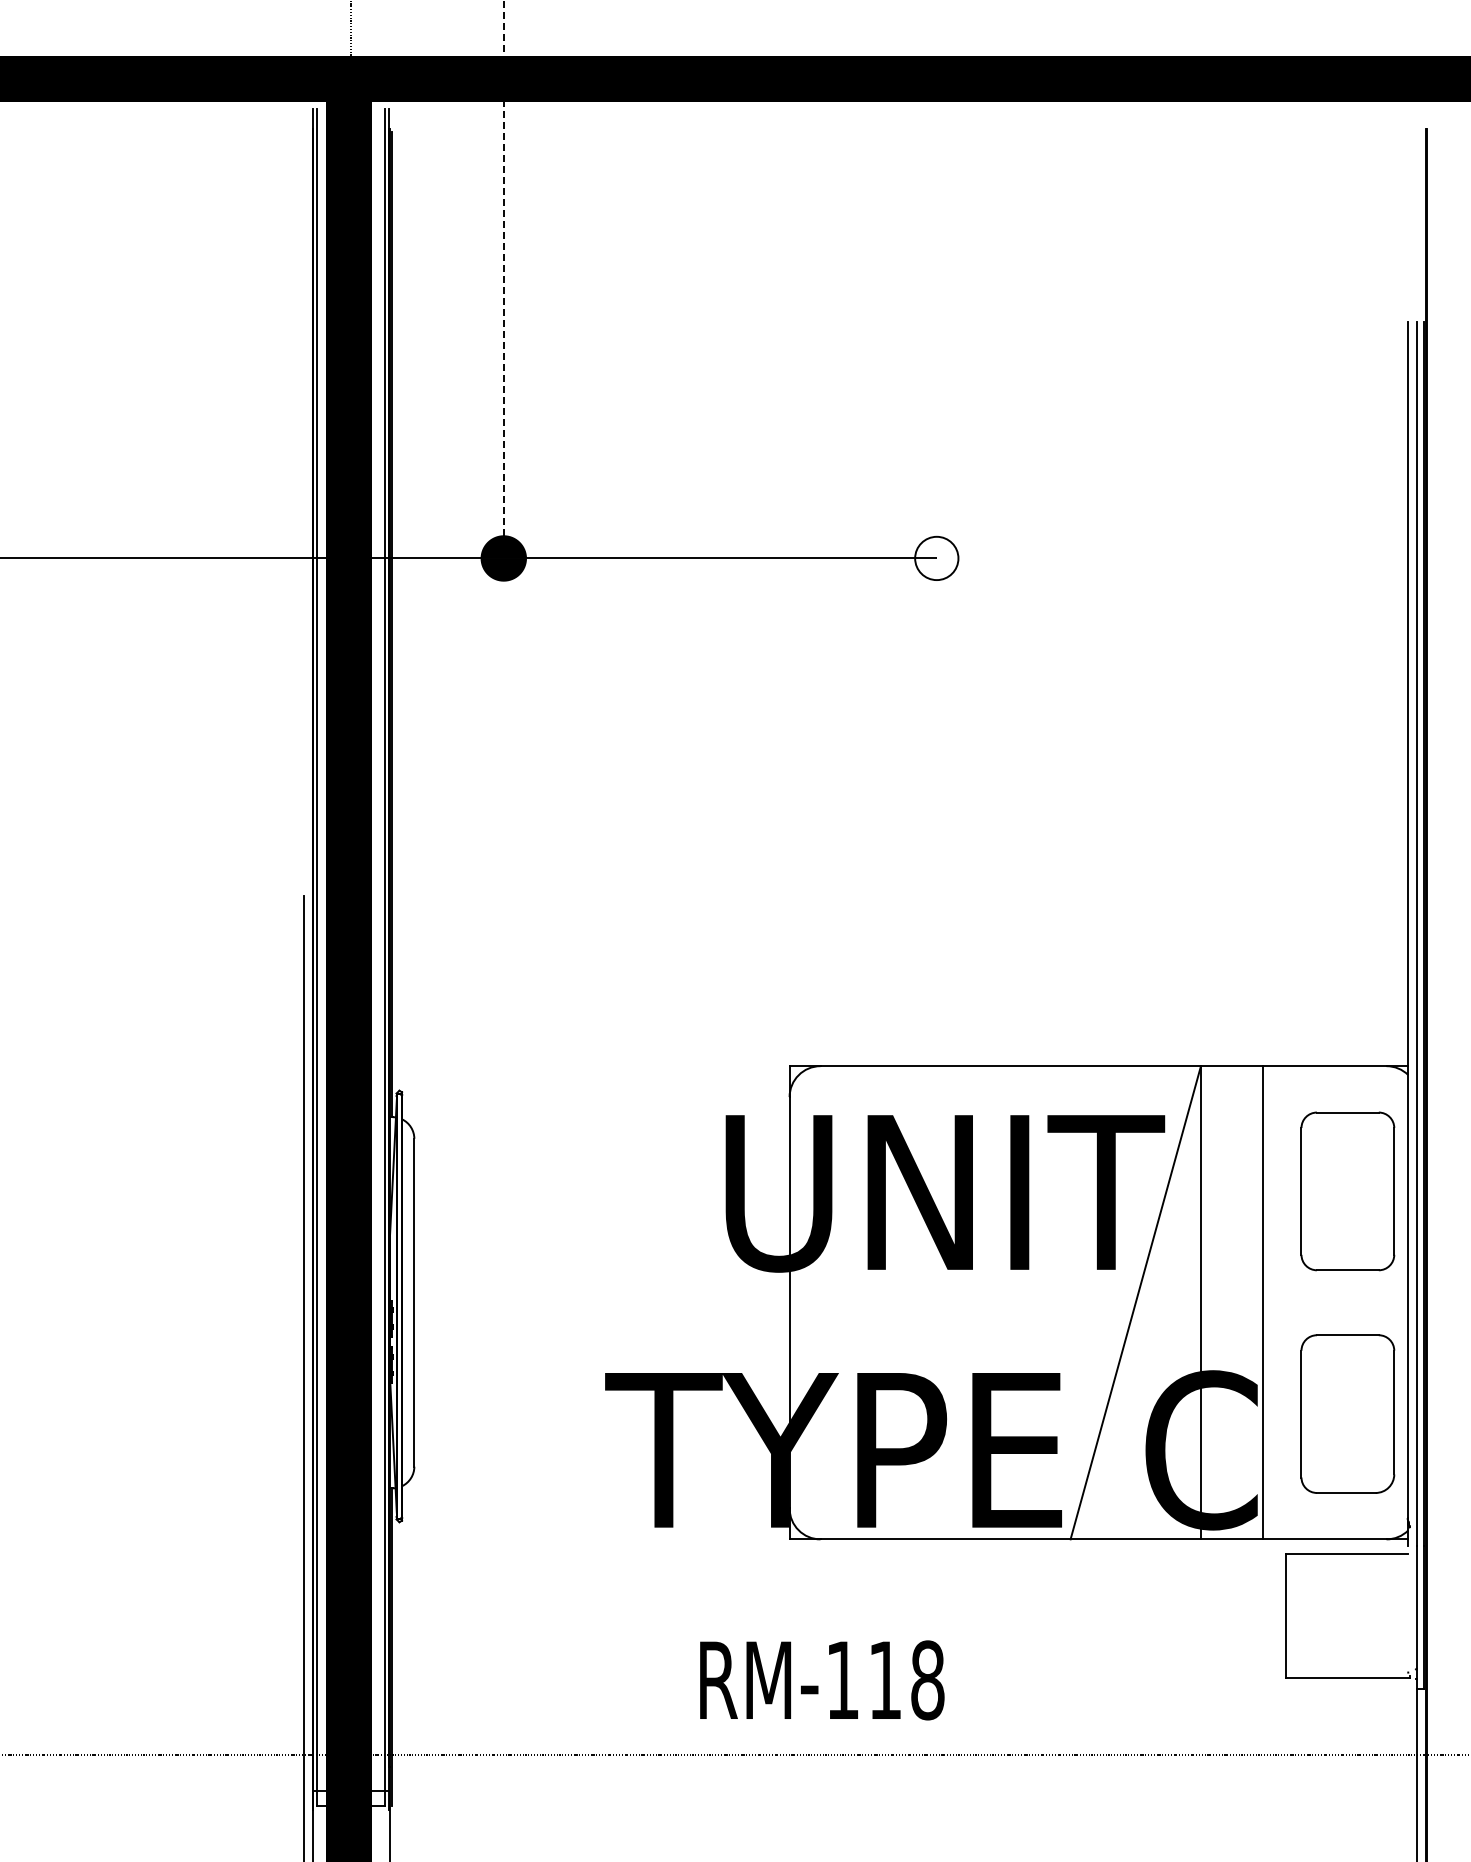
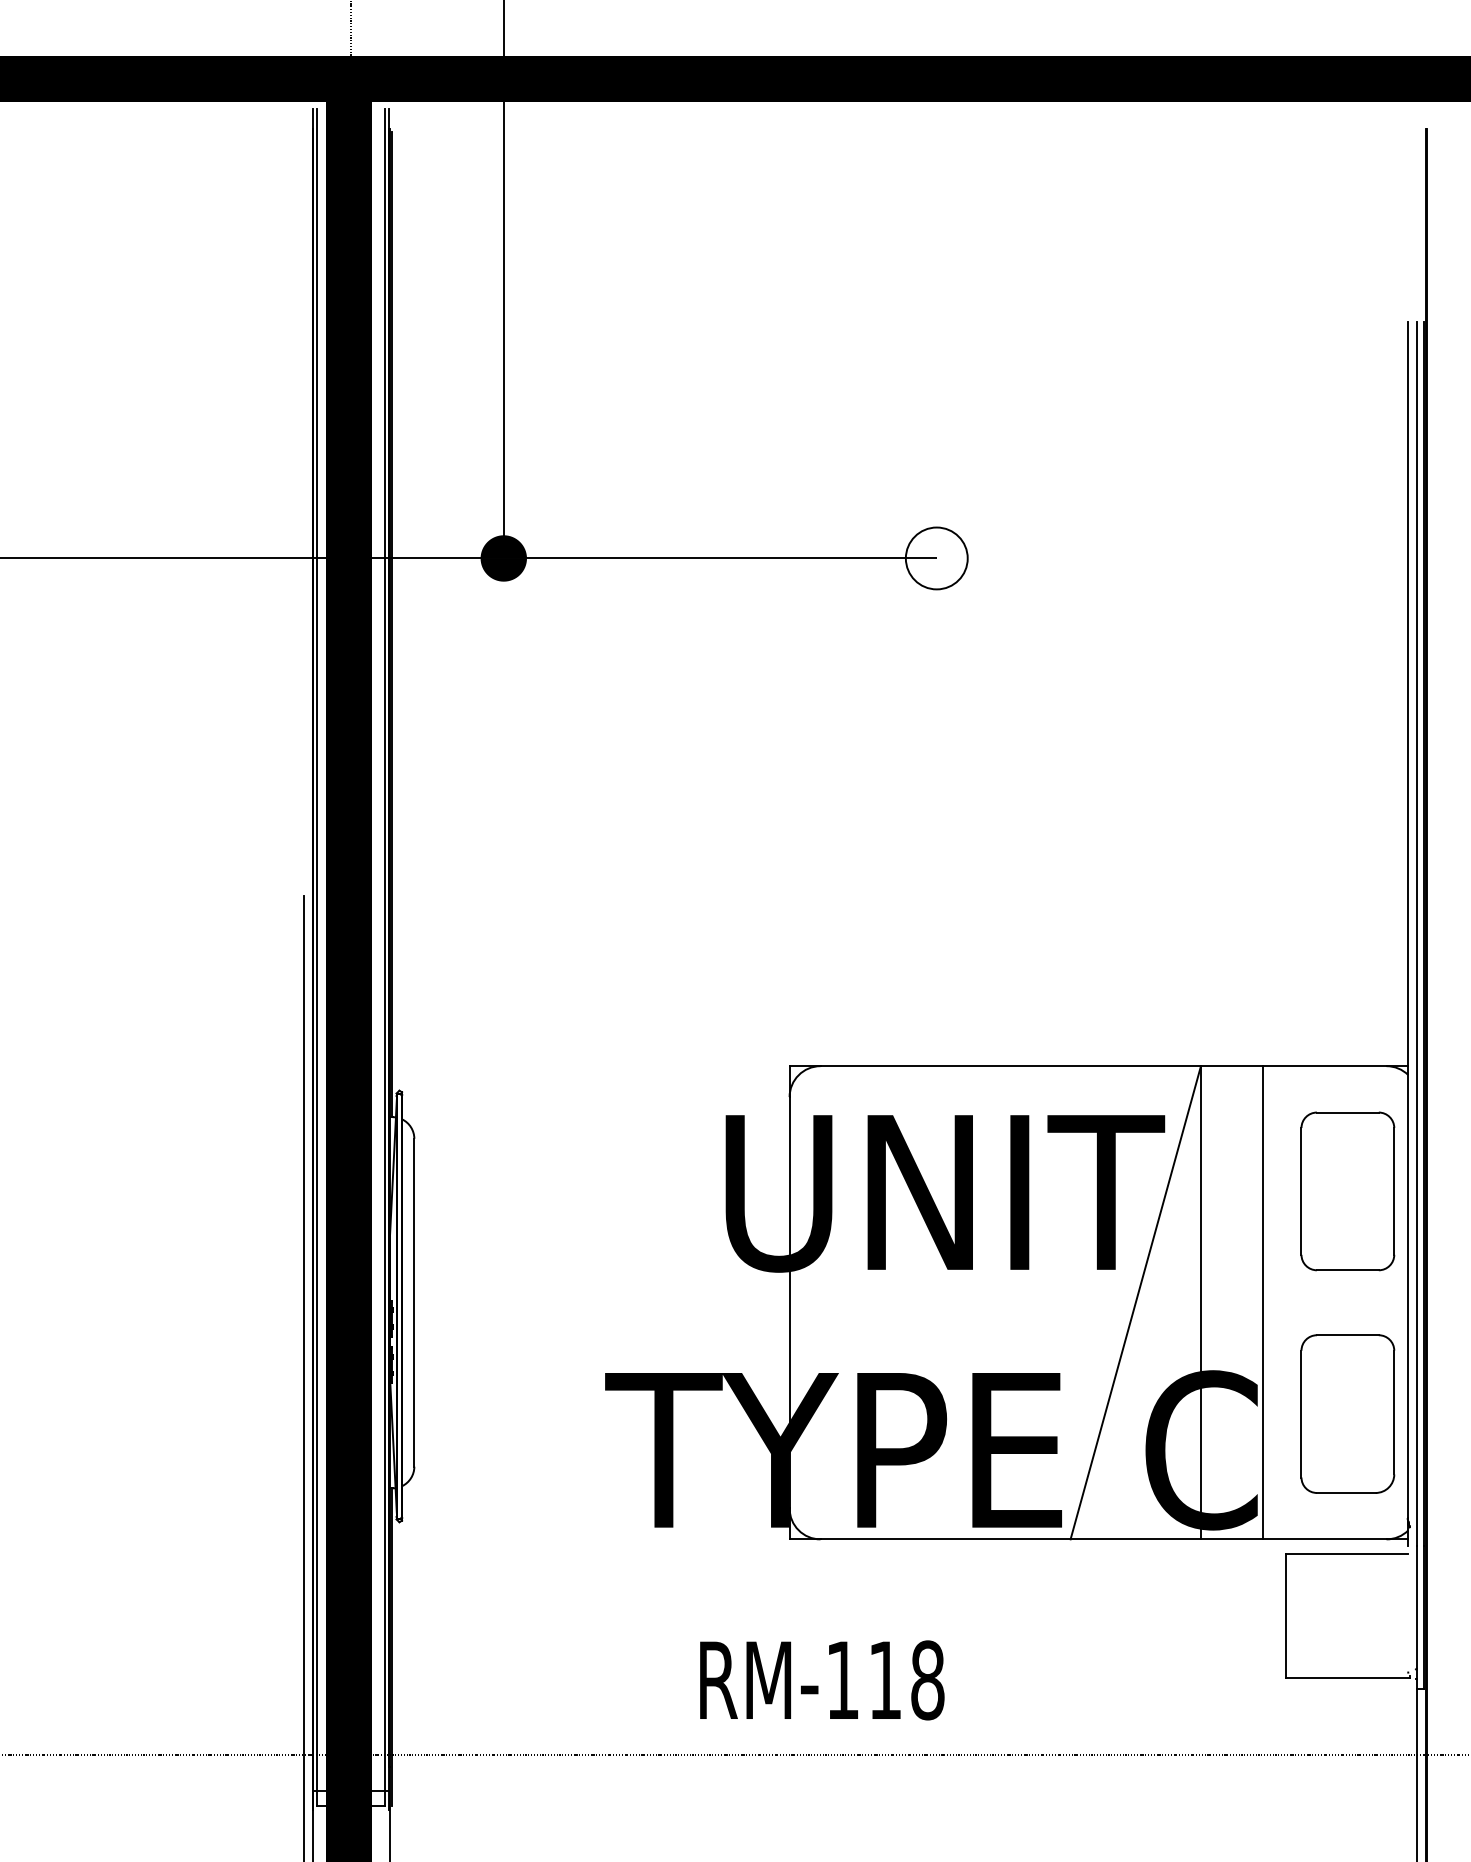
line: dashed -> solid (503, 279)
circle diameter: 43 px -> 62 px (936, 558)
